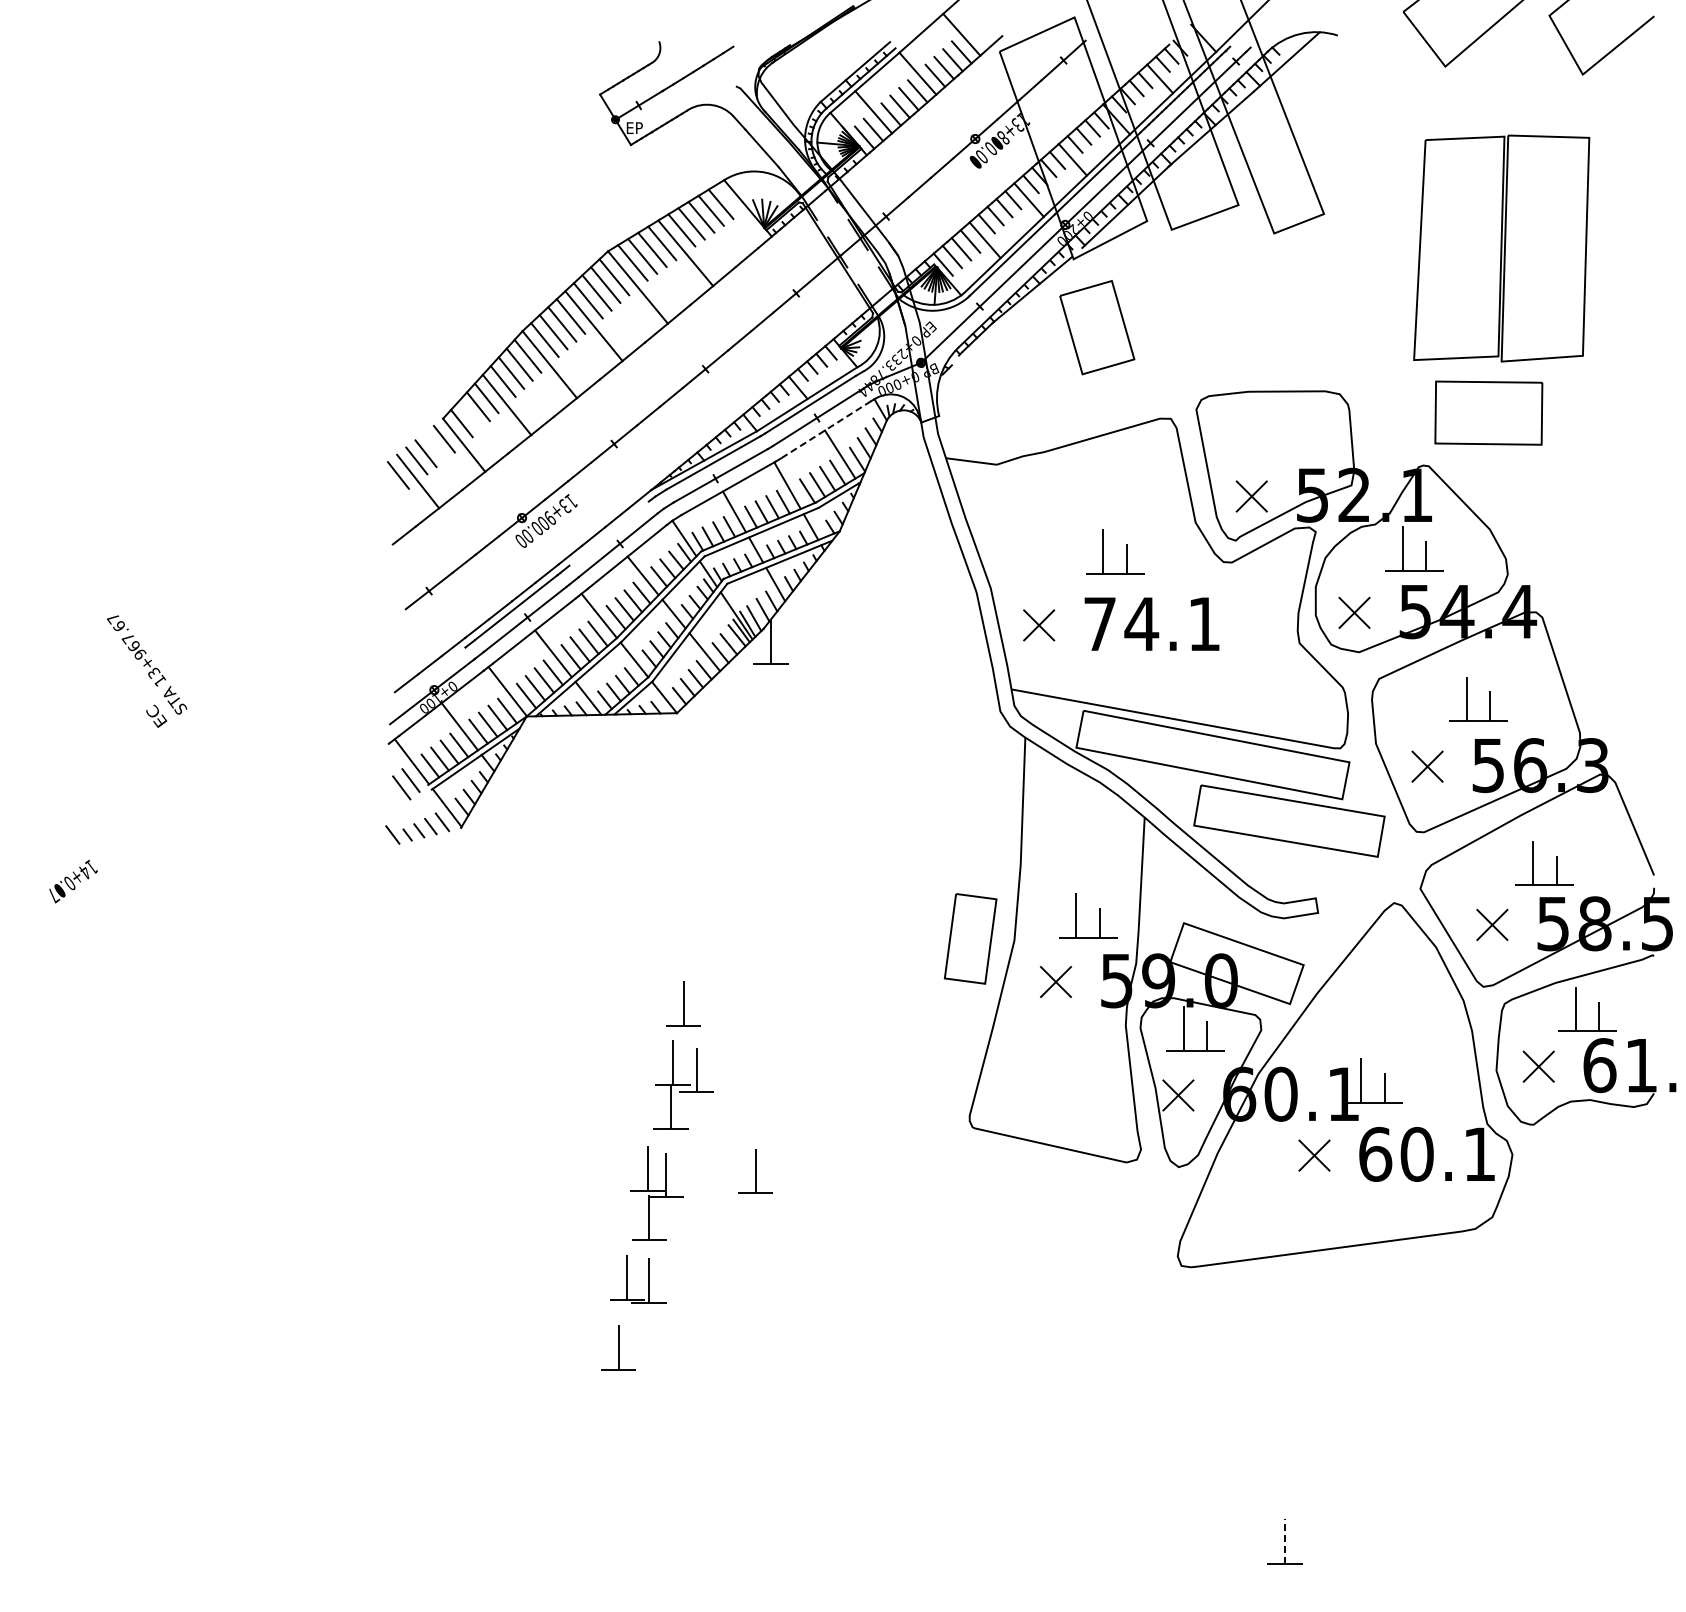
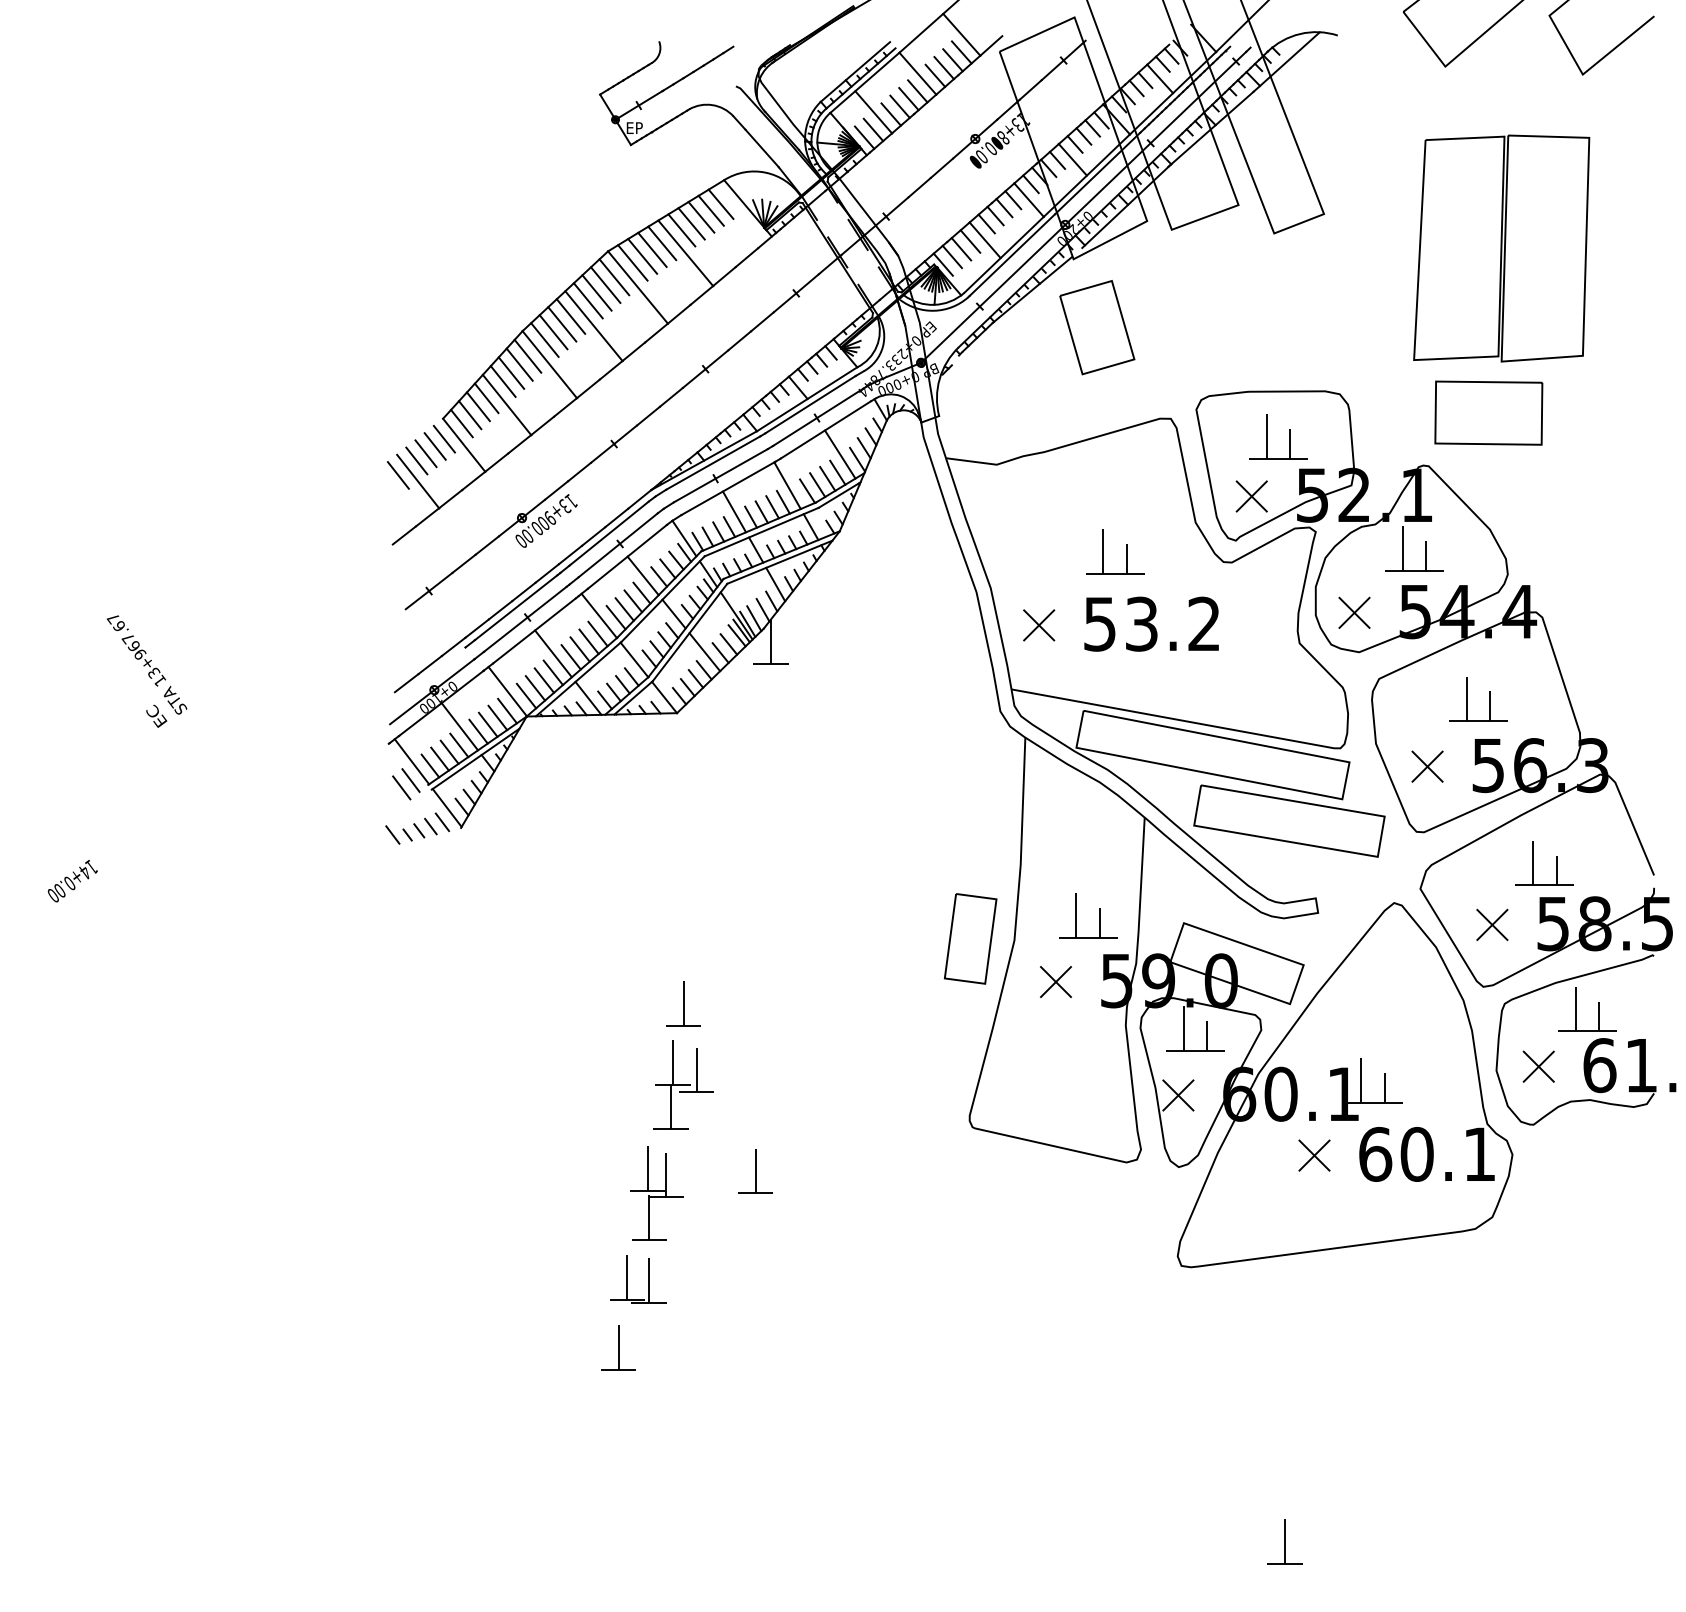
line: none -> present (470, 415)
line: dashed -> solid (825, 430)
part: none -> present (1267, 436)
line: none -> present (434, 446)
line: none -> present (608, 533)
text: 74.1 -> 53.2 (1151, 623)
text: 14+0.07 -> 14+0.00 (55, 894)
line: dashed -> solid (1284, 1540)
